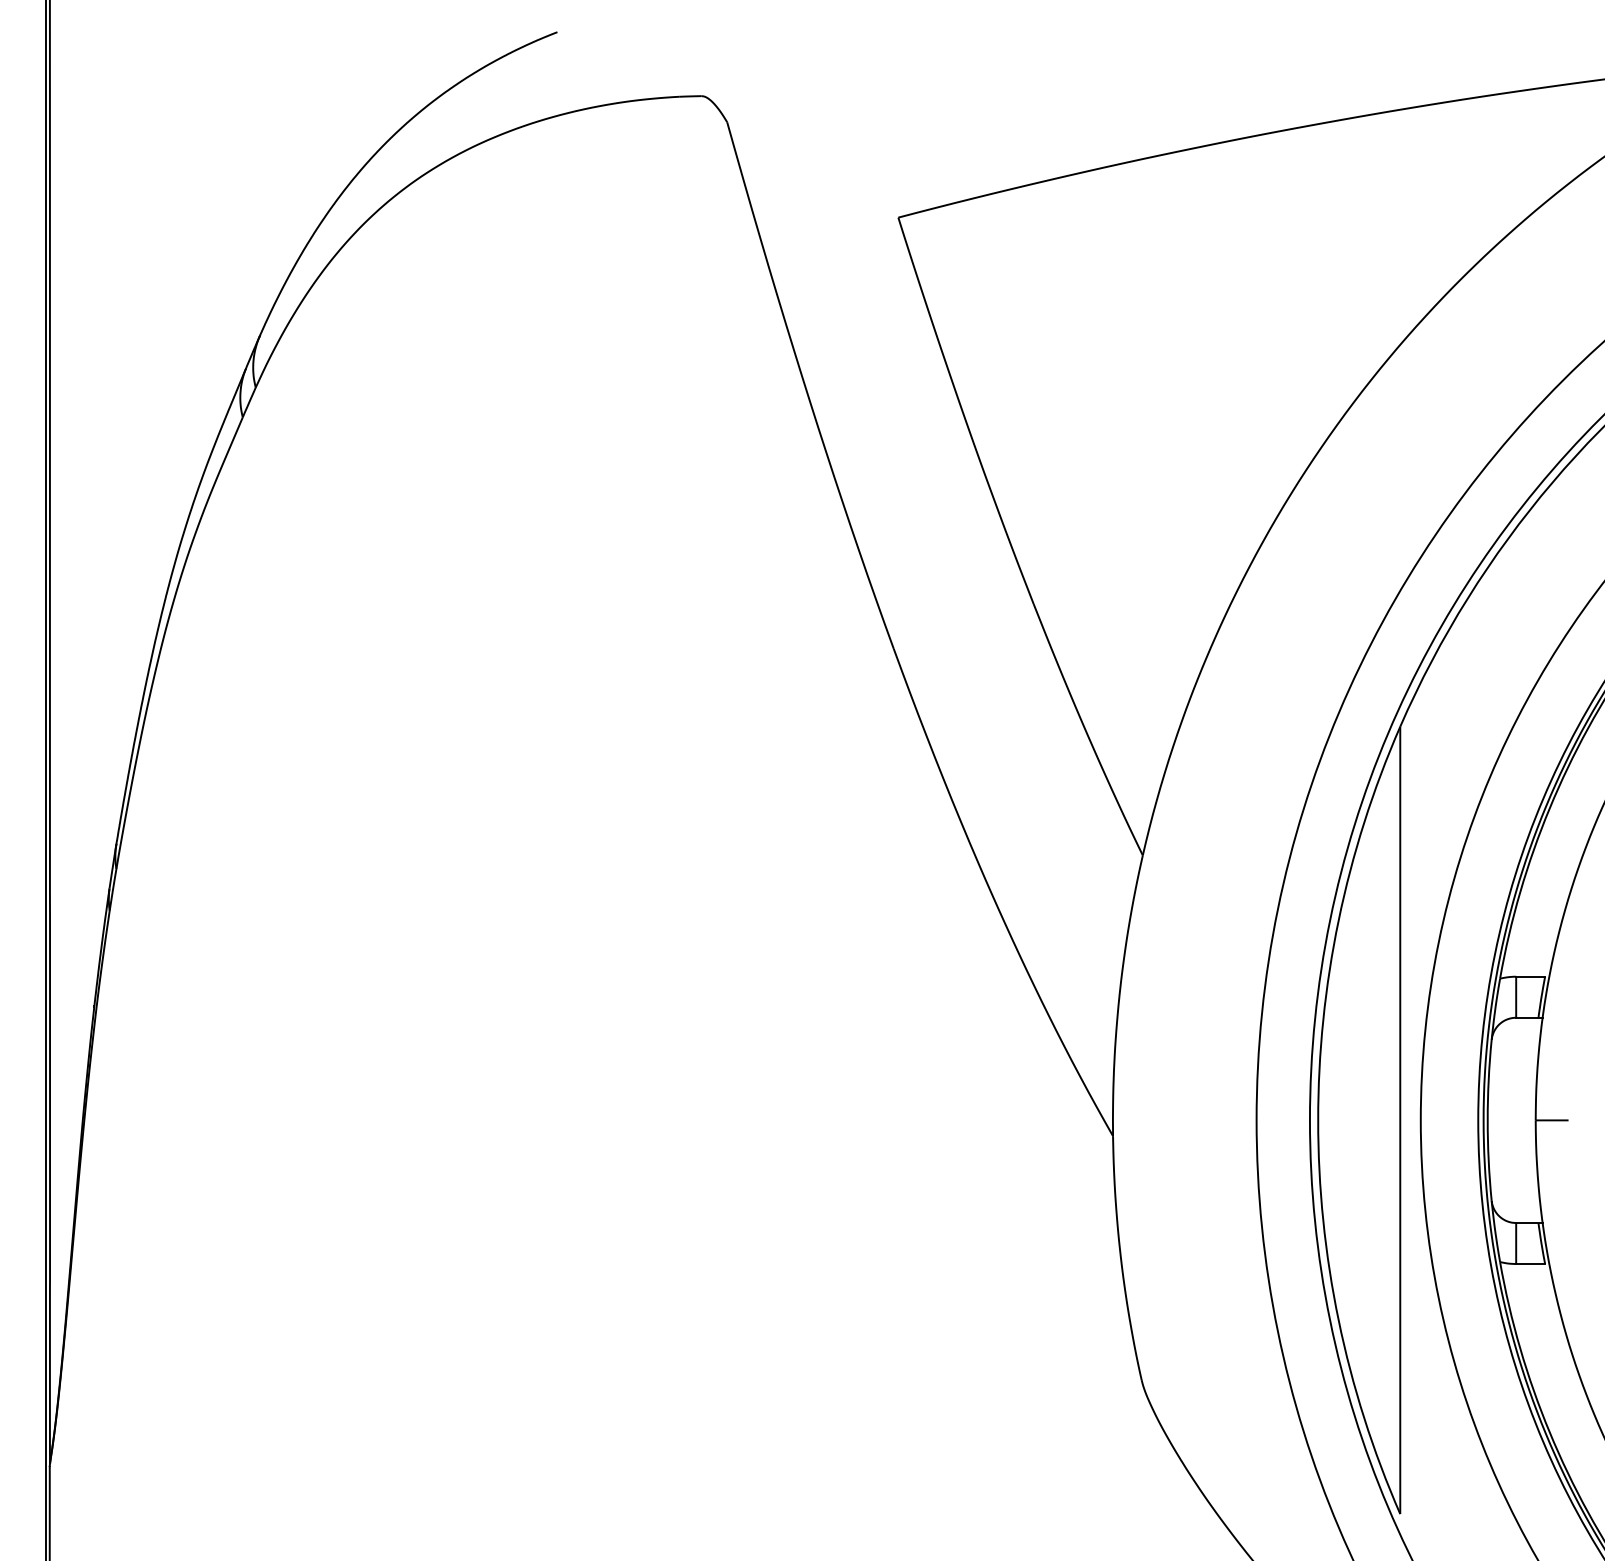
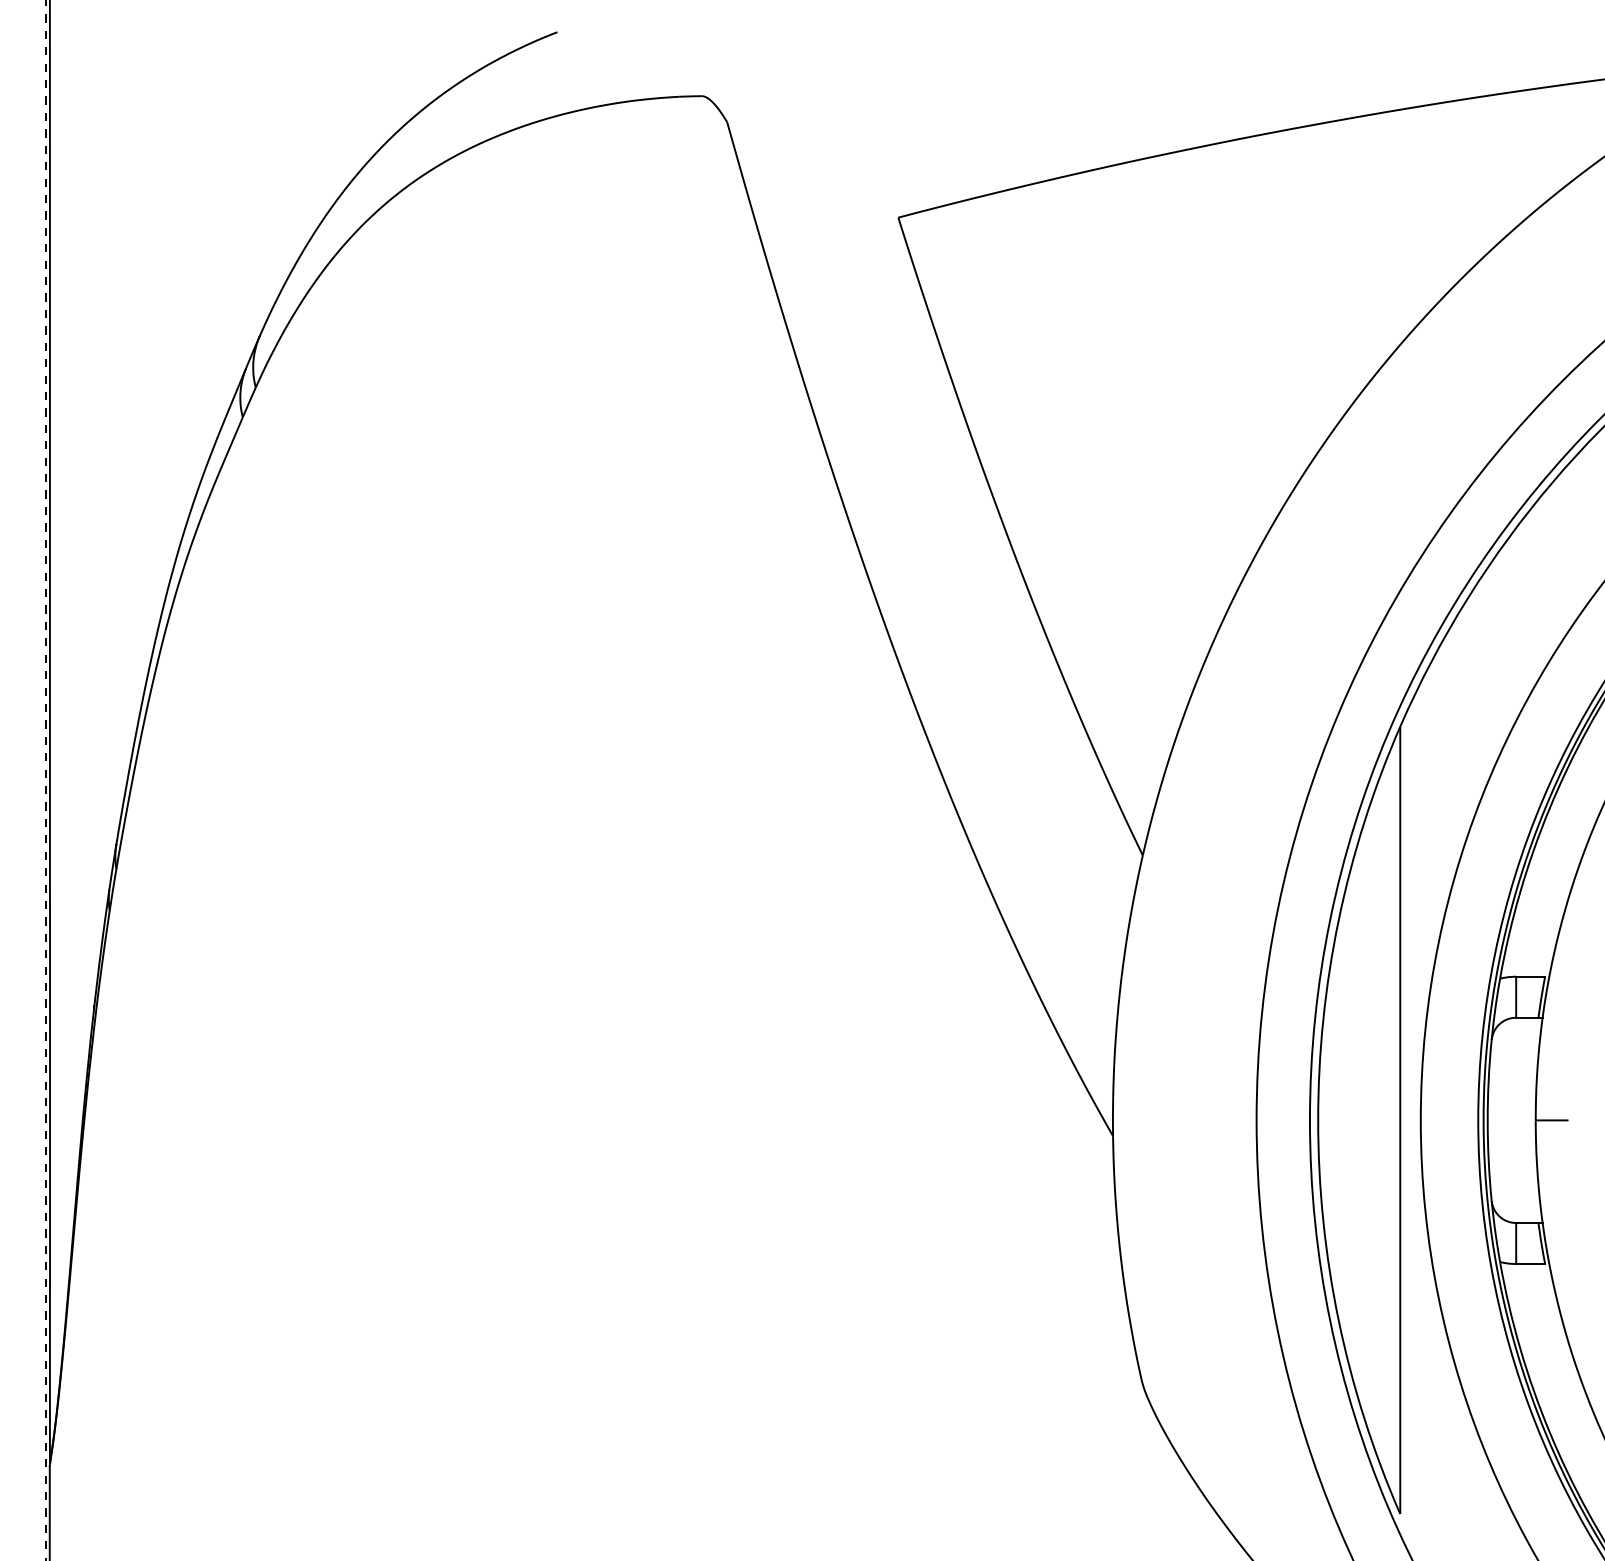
line: solid -> dashed (45, 780)
